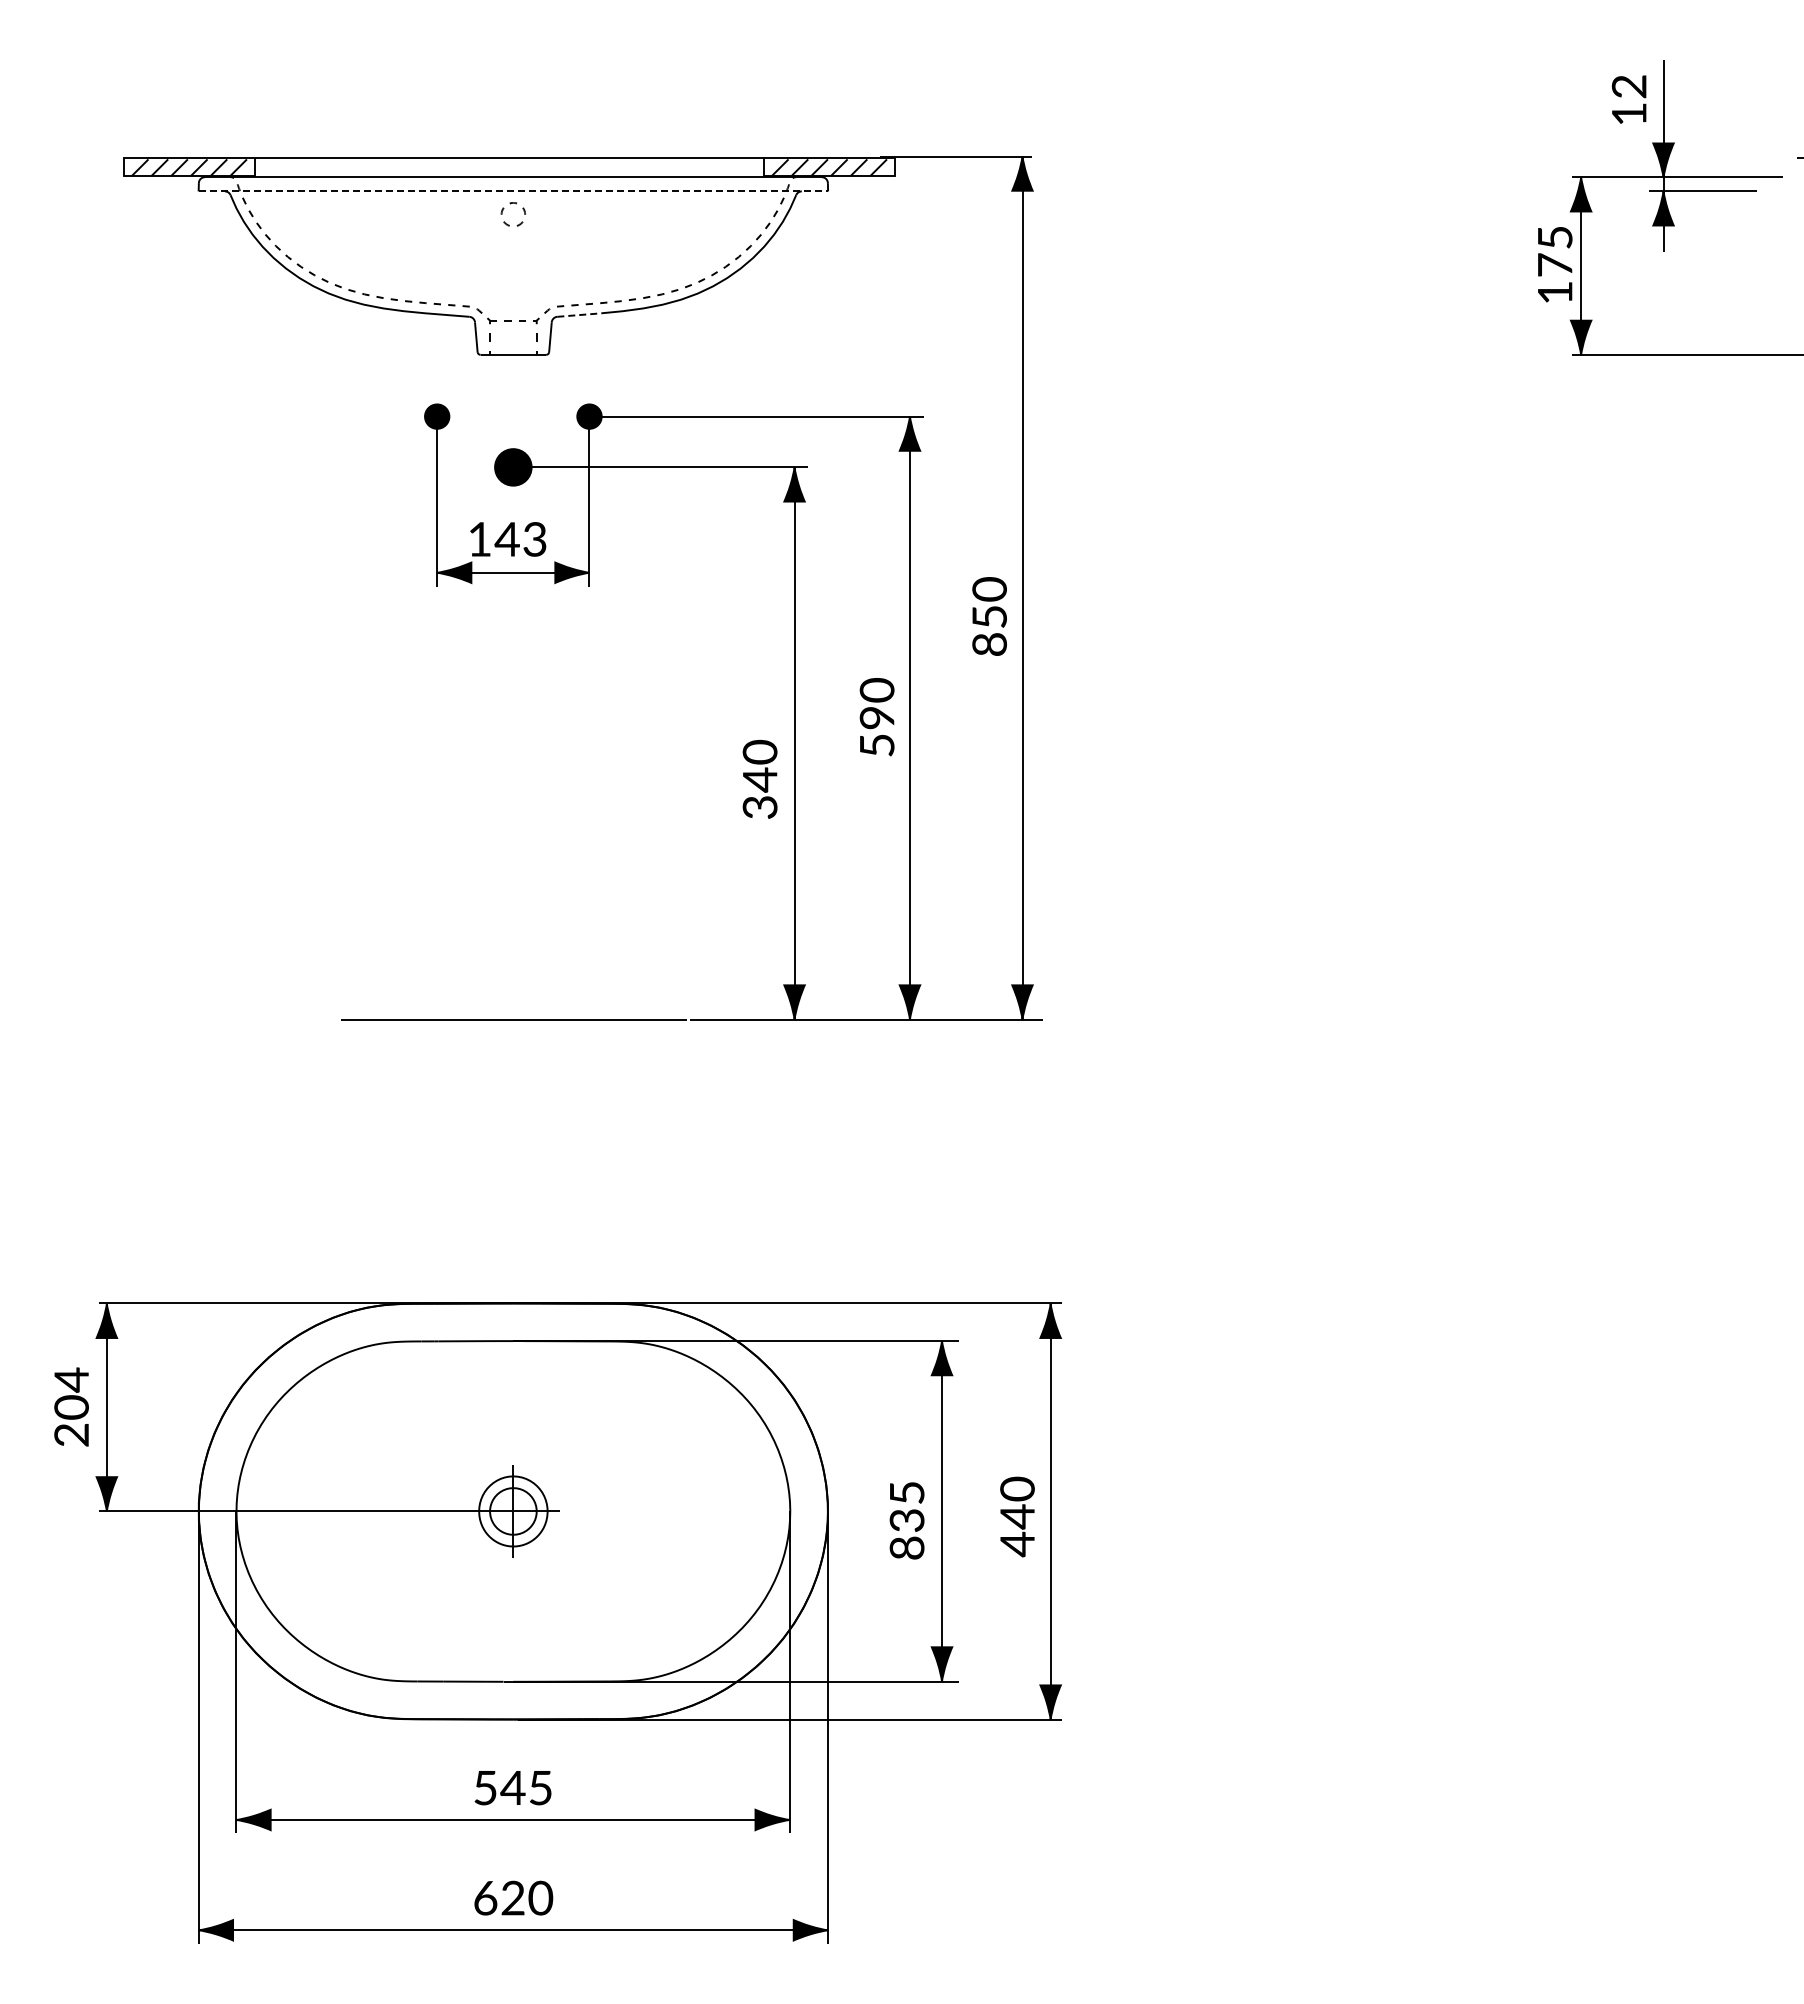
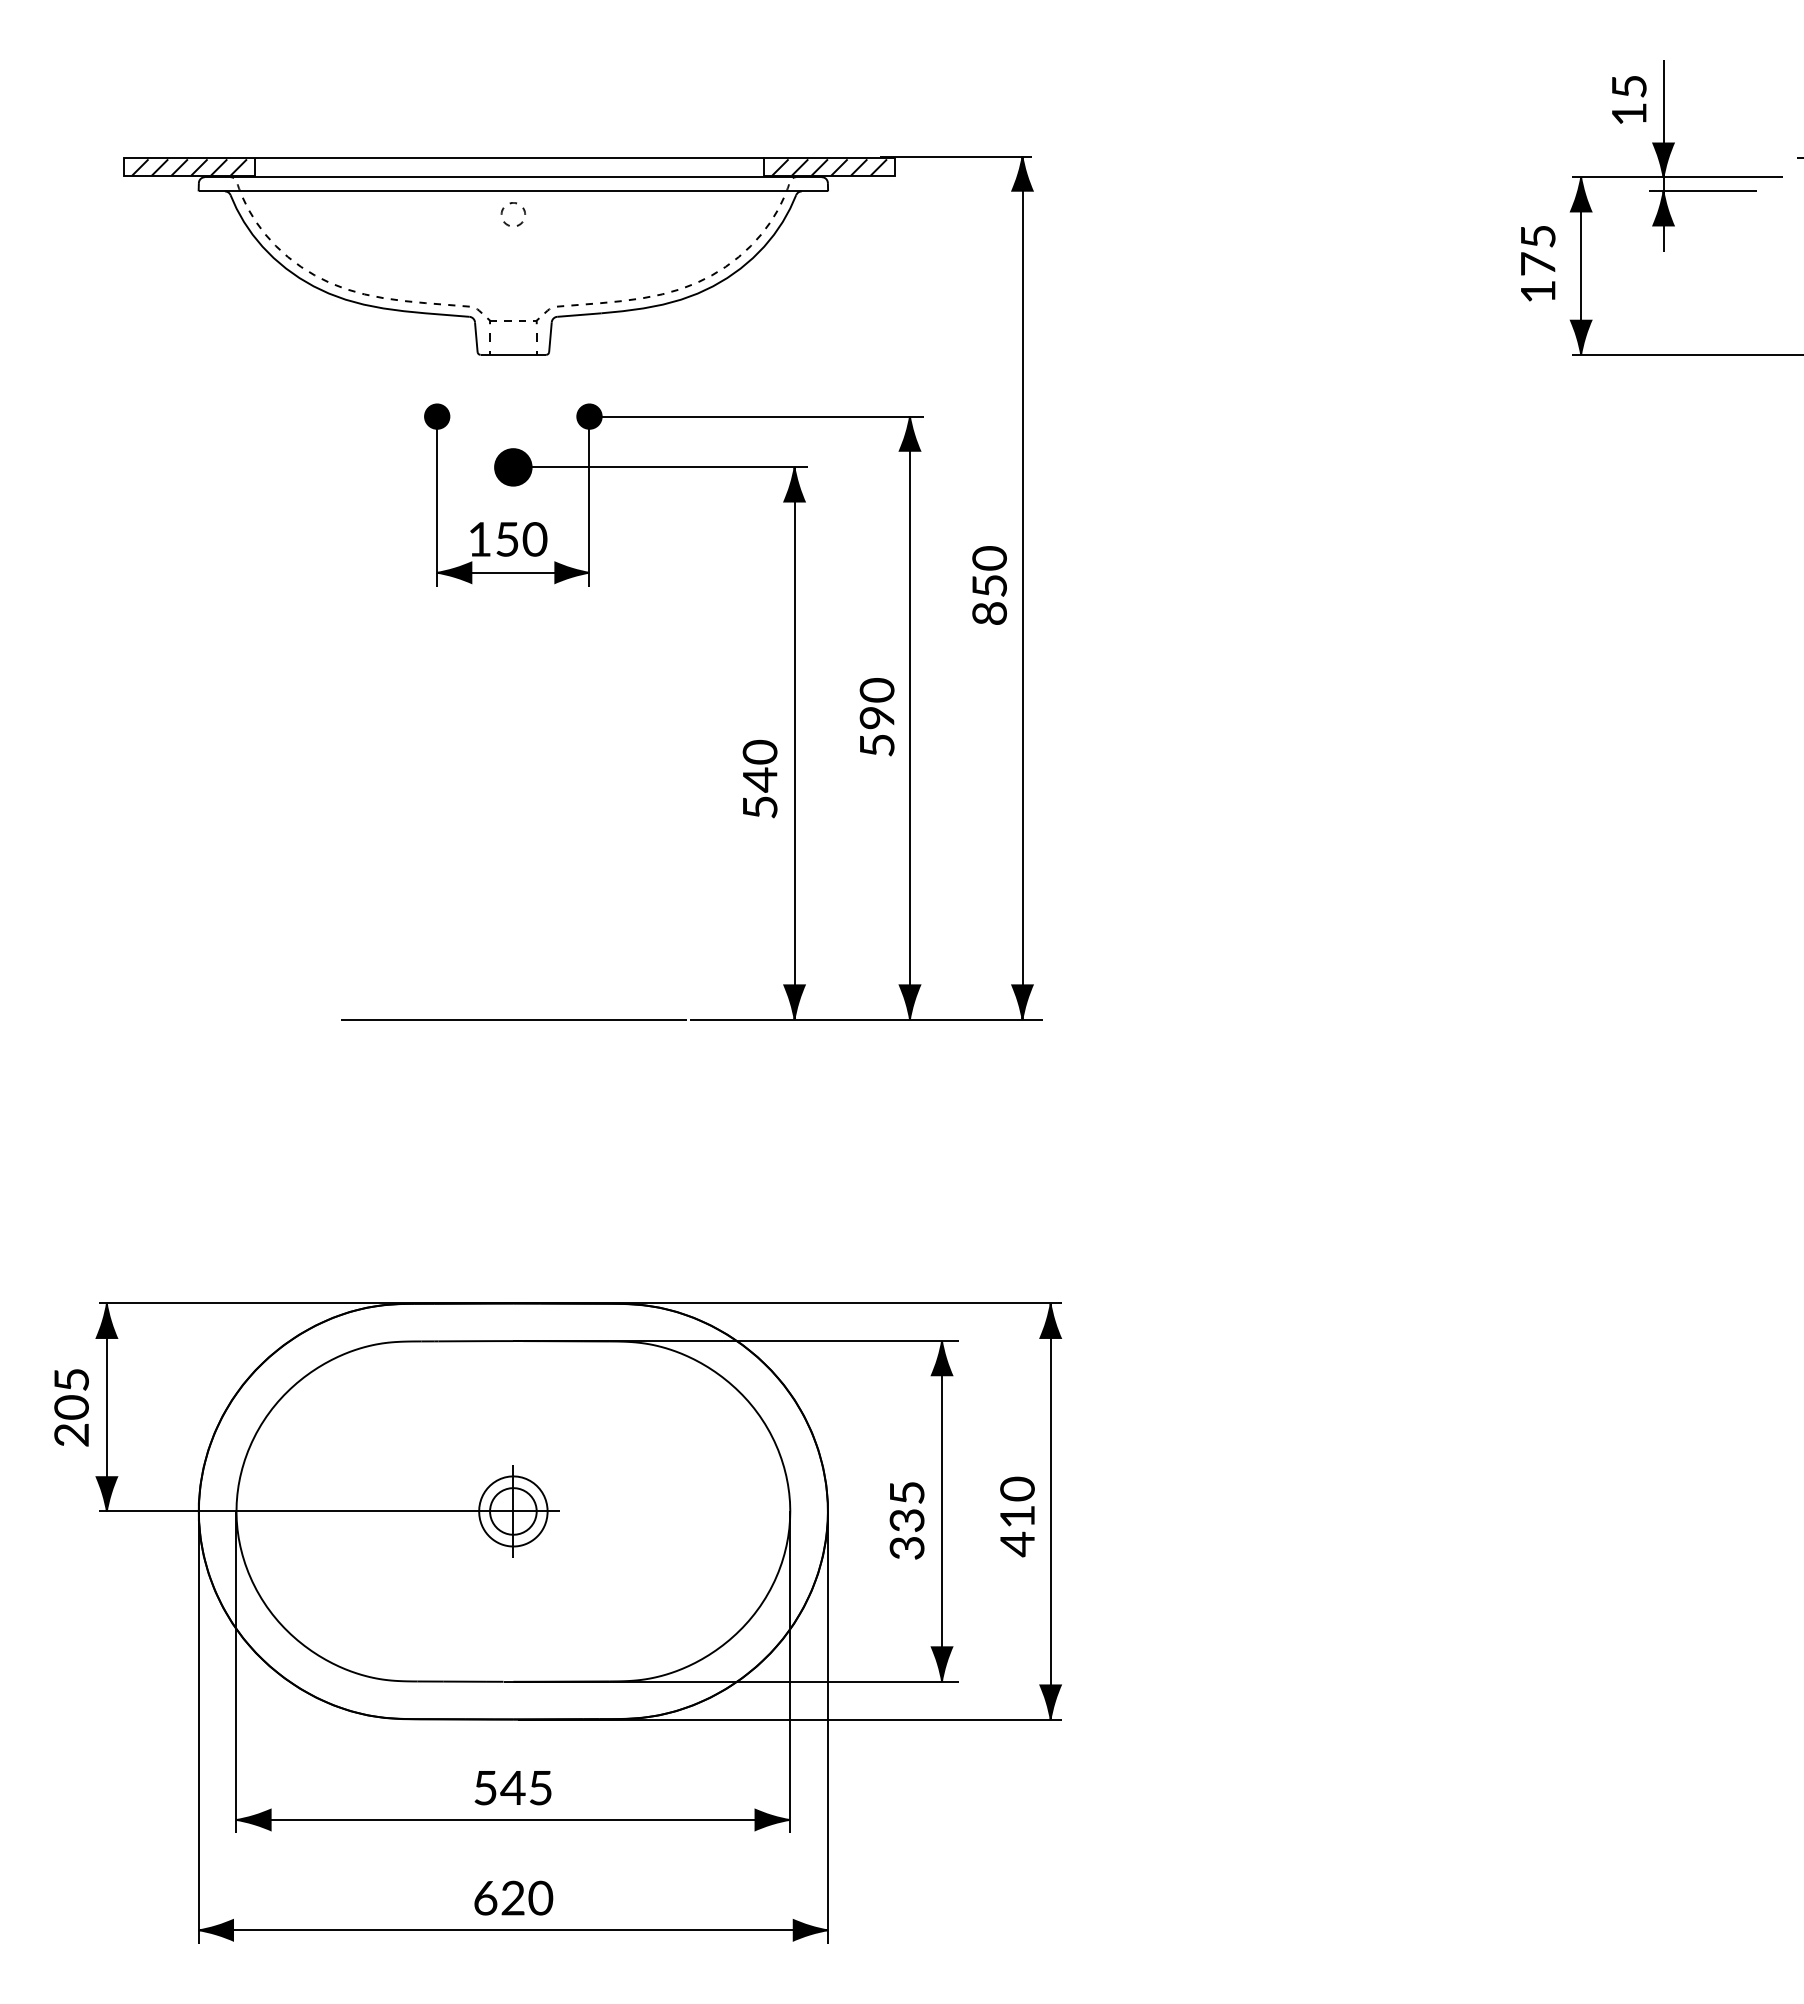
text: 12 -> 15 (1628, 86)
line: dashed -> solid (513, 191)
text position: (1555, 264) -> (1538, 263) (1538, 263)
line: dashed -> solid (579, 315)
text: 143 -> 150 (520, 539)
text position: (989, 616) -> (989, 585) (989, 585)
text: 340 -> 540 (759, 807)
text: 204 -> 205 (71, 1379)
text: 440 -> 410 (1017, 1516)
text: 835 -> 335 (906, 1547)
